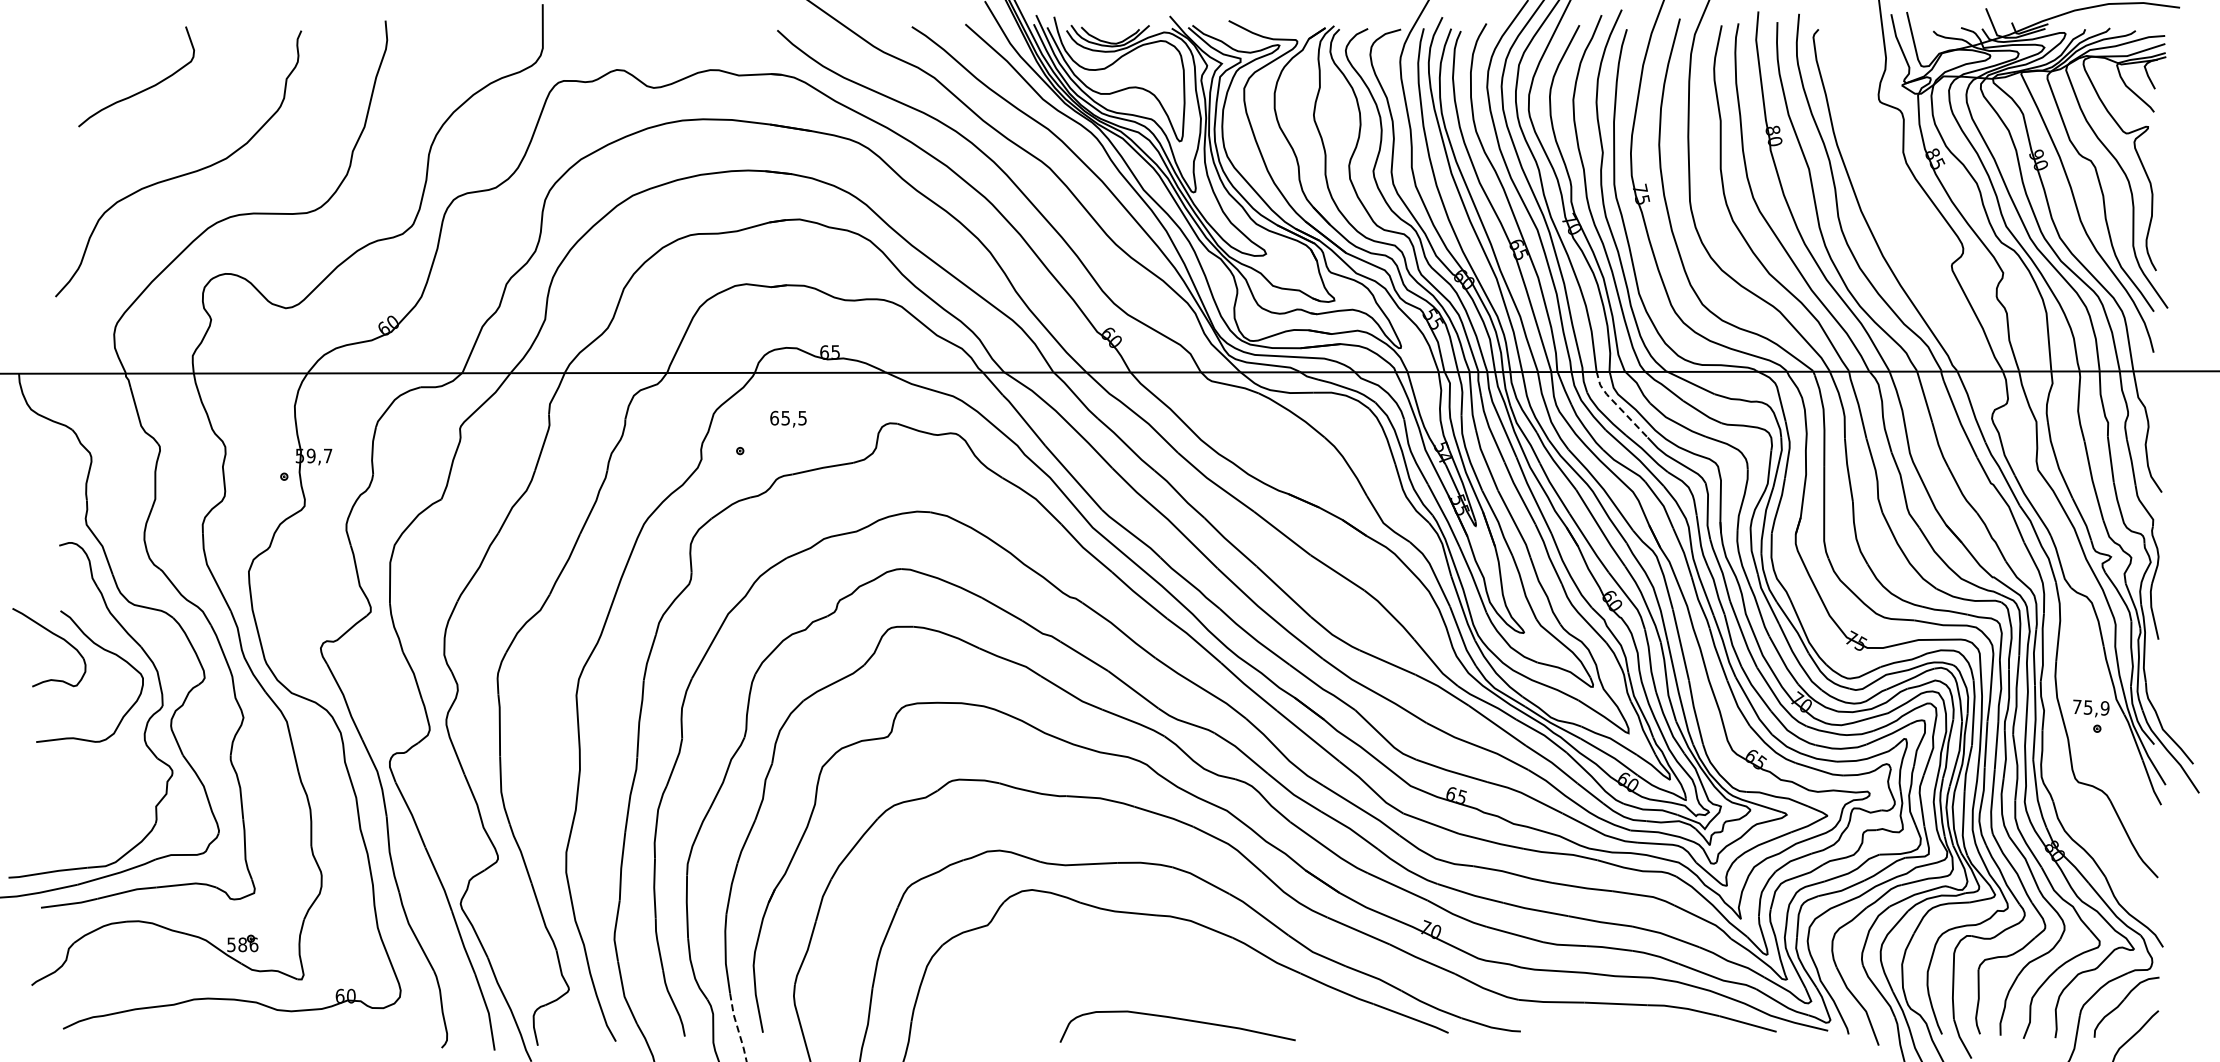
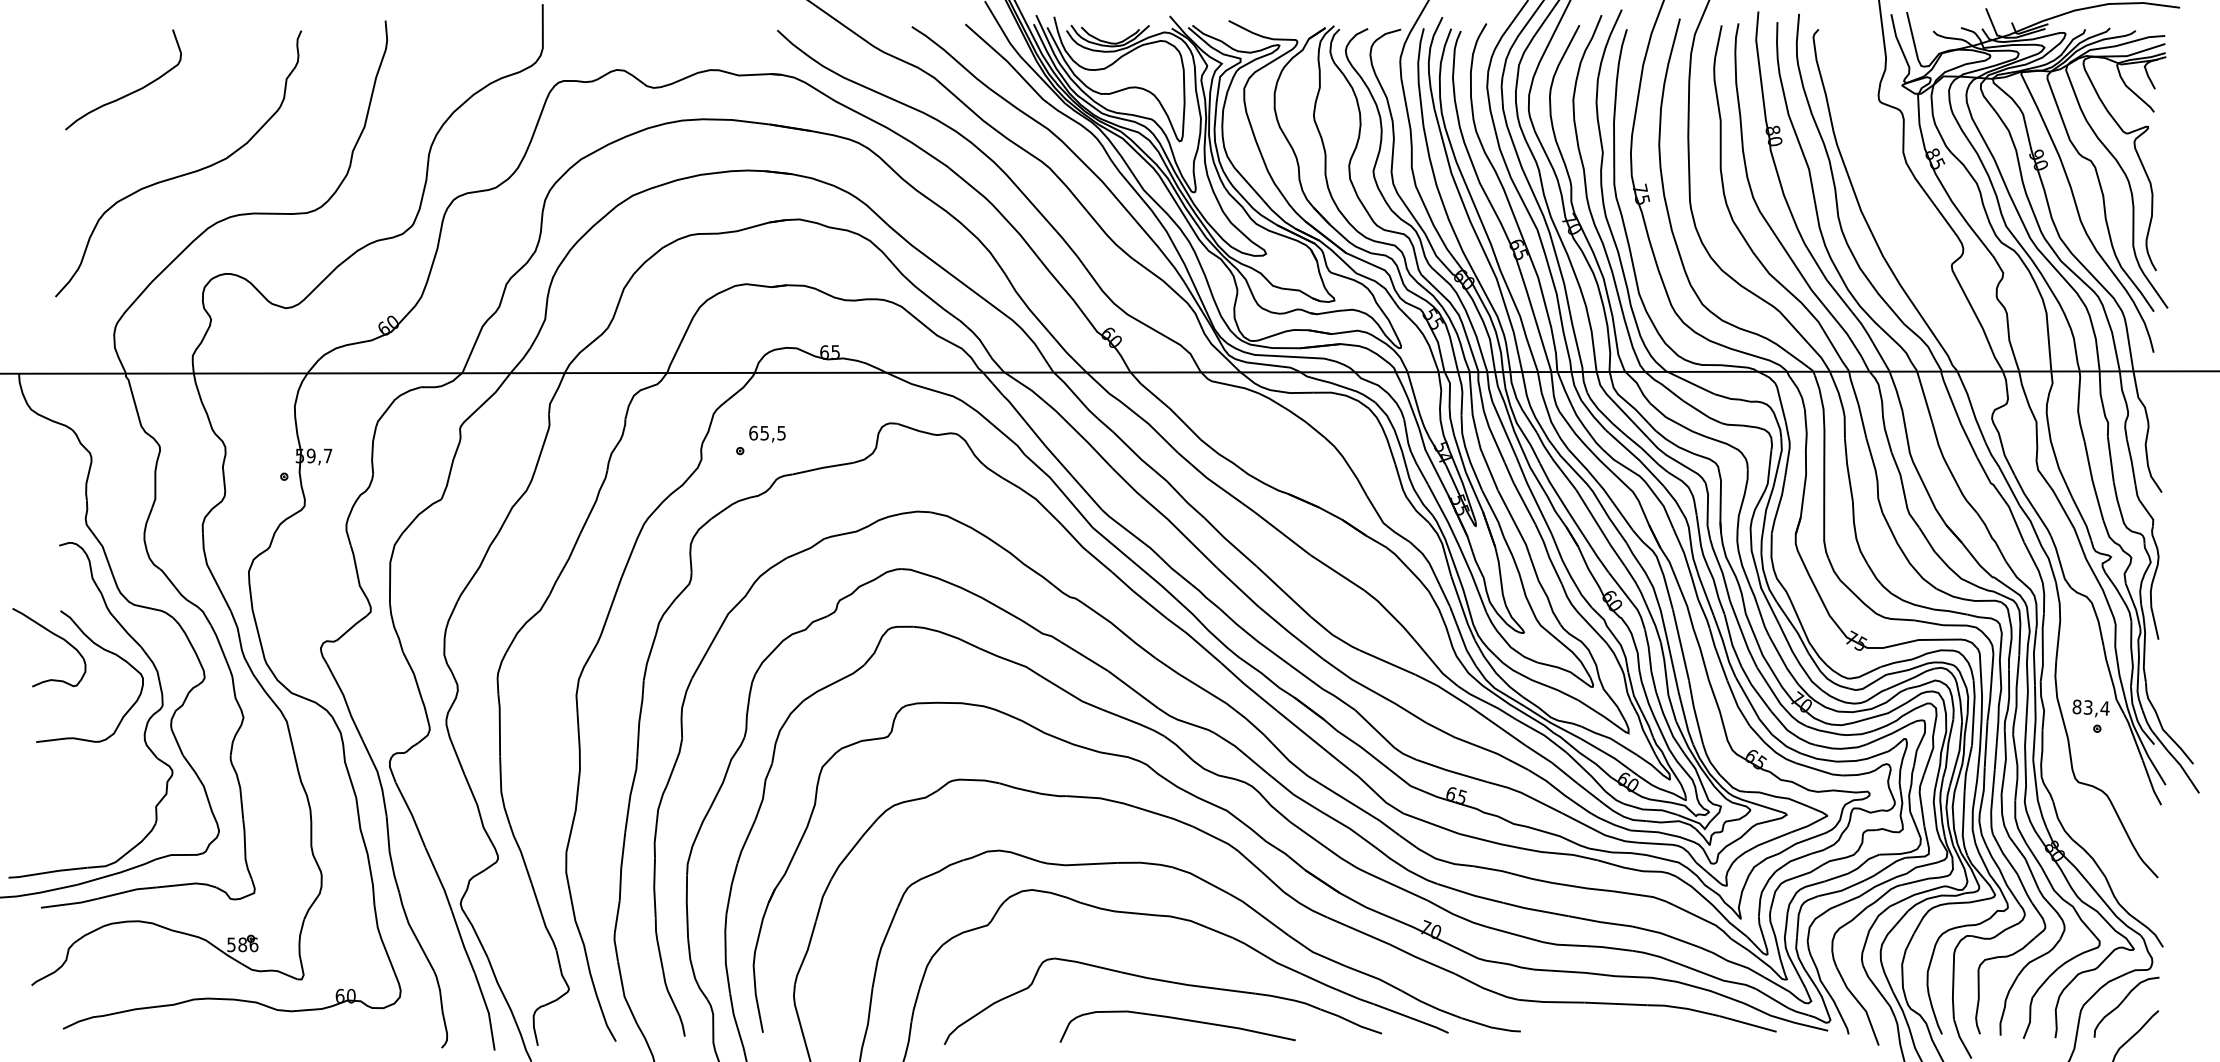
curve position: (143, 89) -> (130, 92) (130, 92)
line: dashed -> solid (1617, 405)
text position: (788, 418) -> (767, 433) (767, 433)
text: 75,9 -> 83,4 (2090, 707)
part: none -> present (1165, 982)
line: dashed -> solid (737, 1027)
